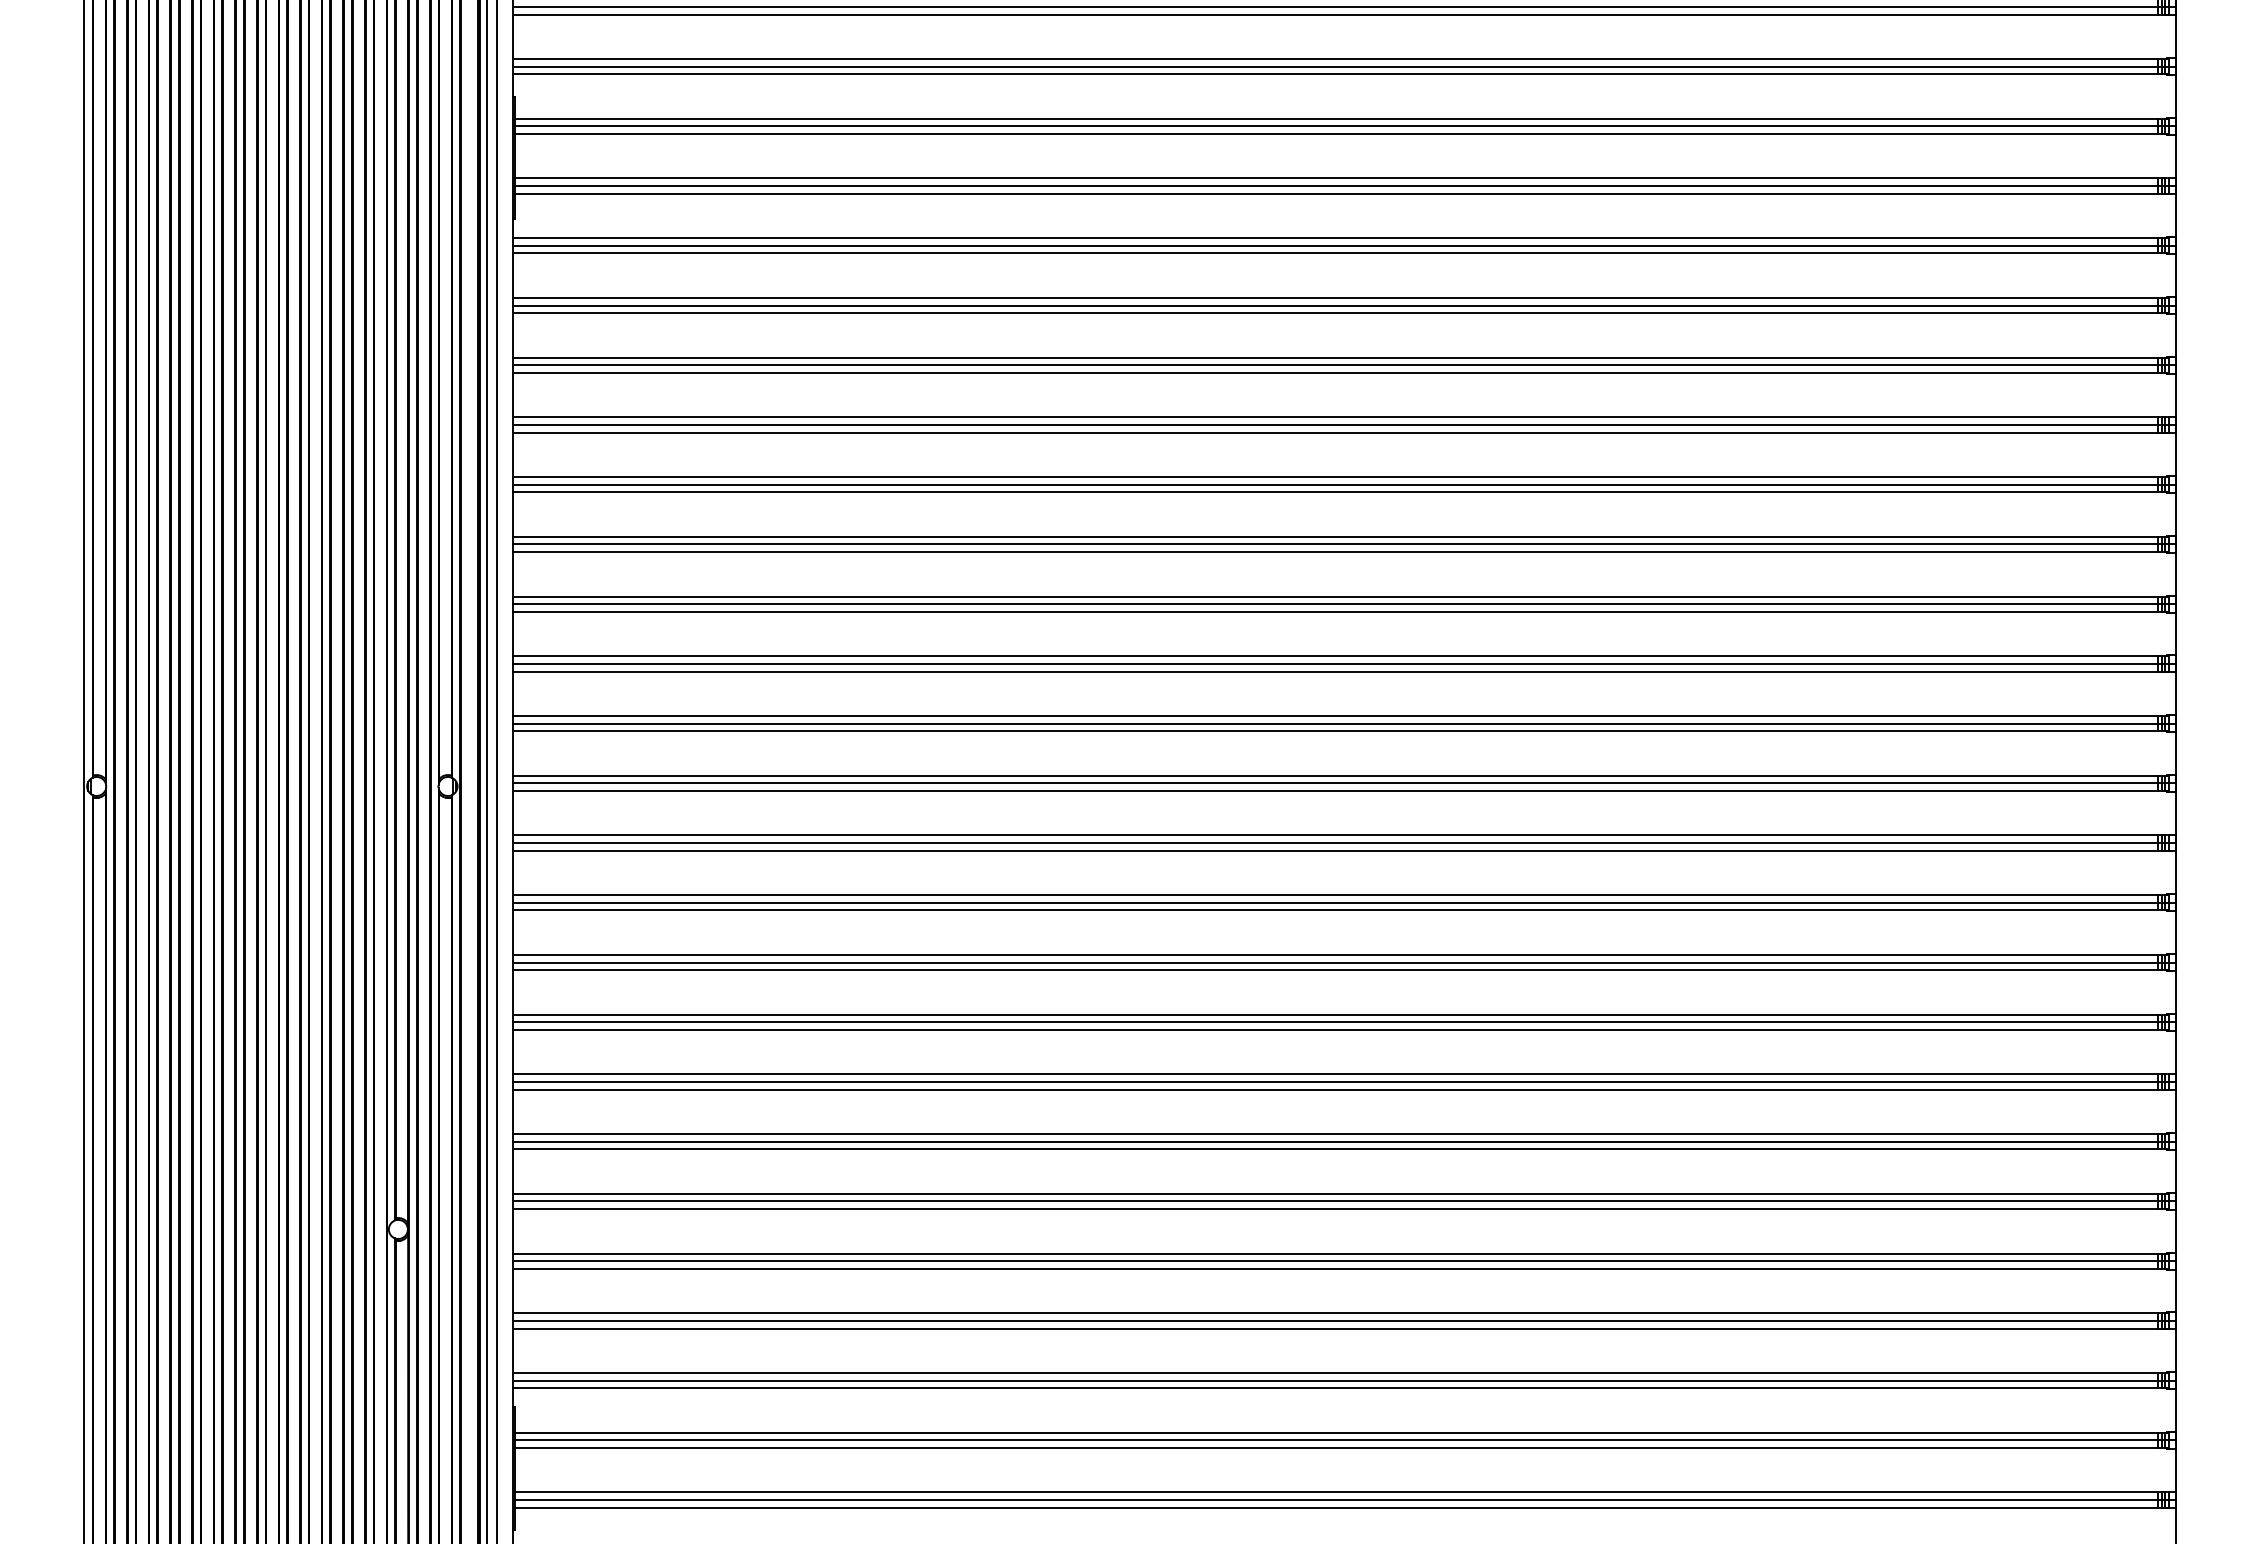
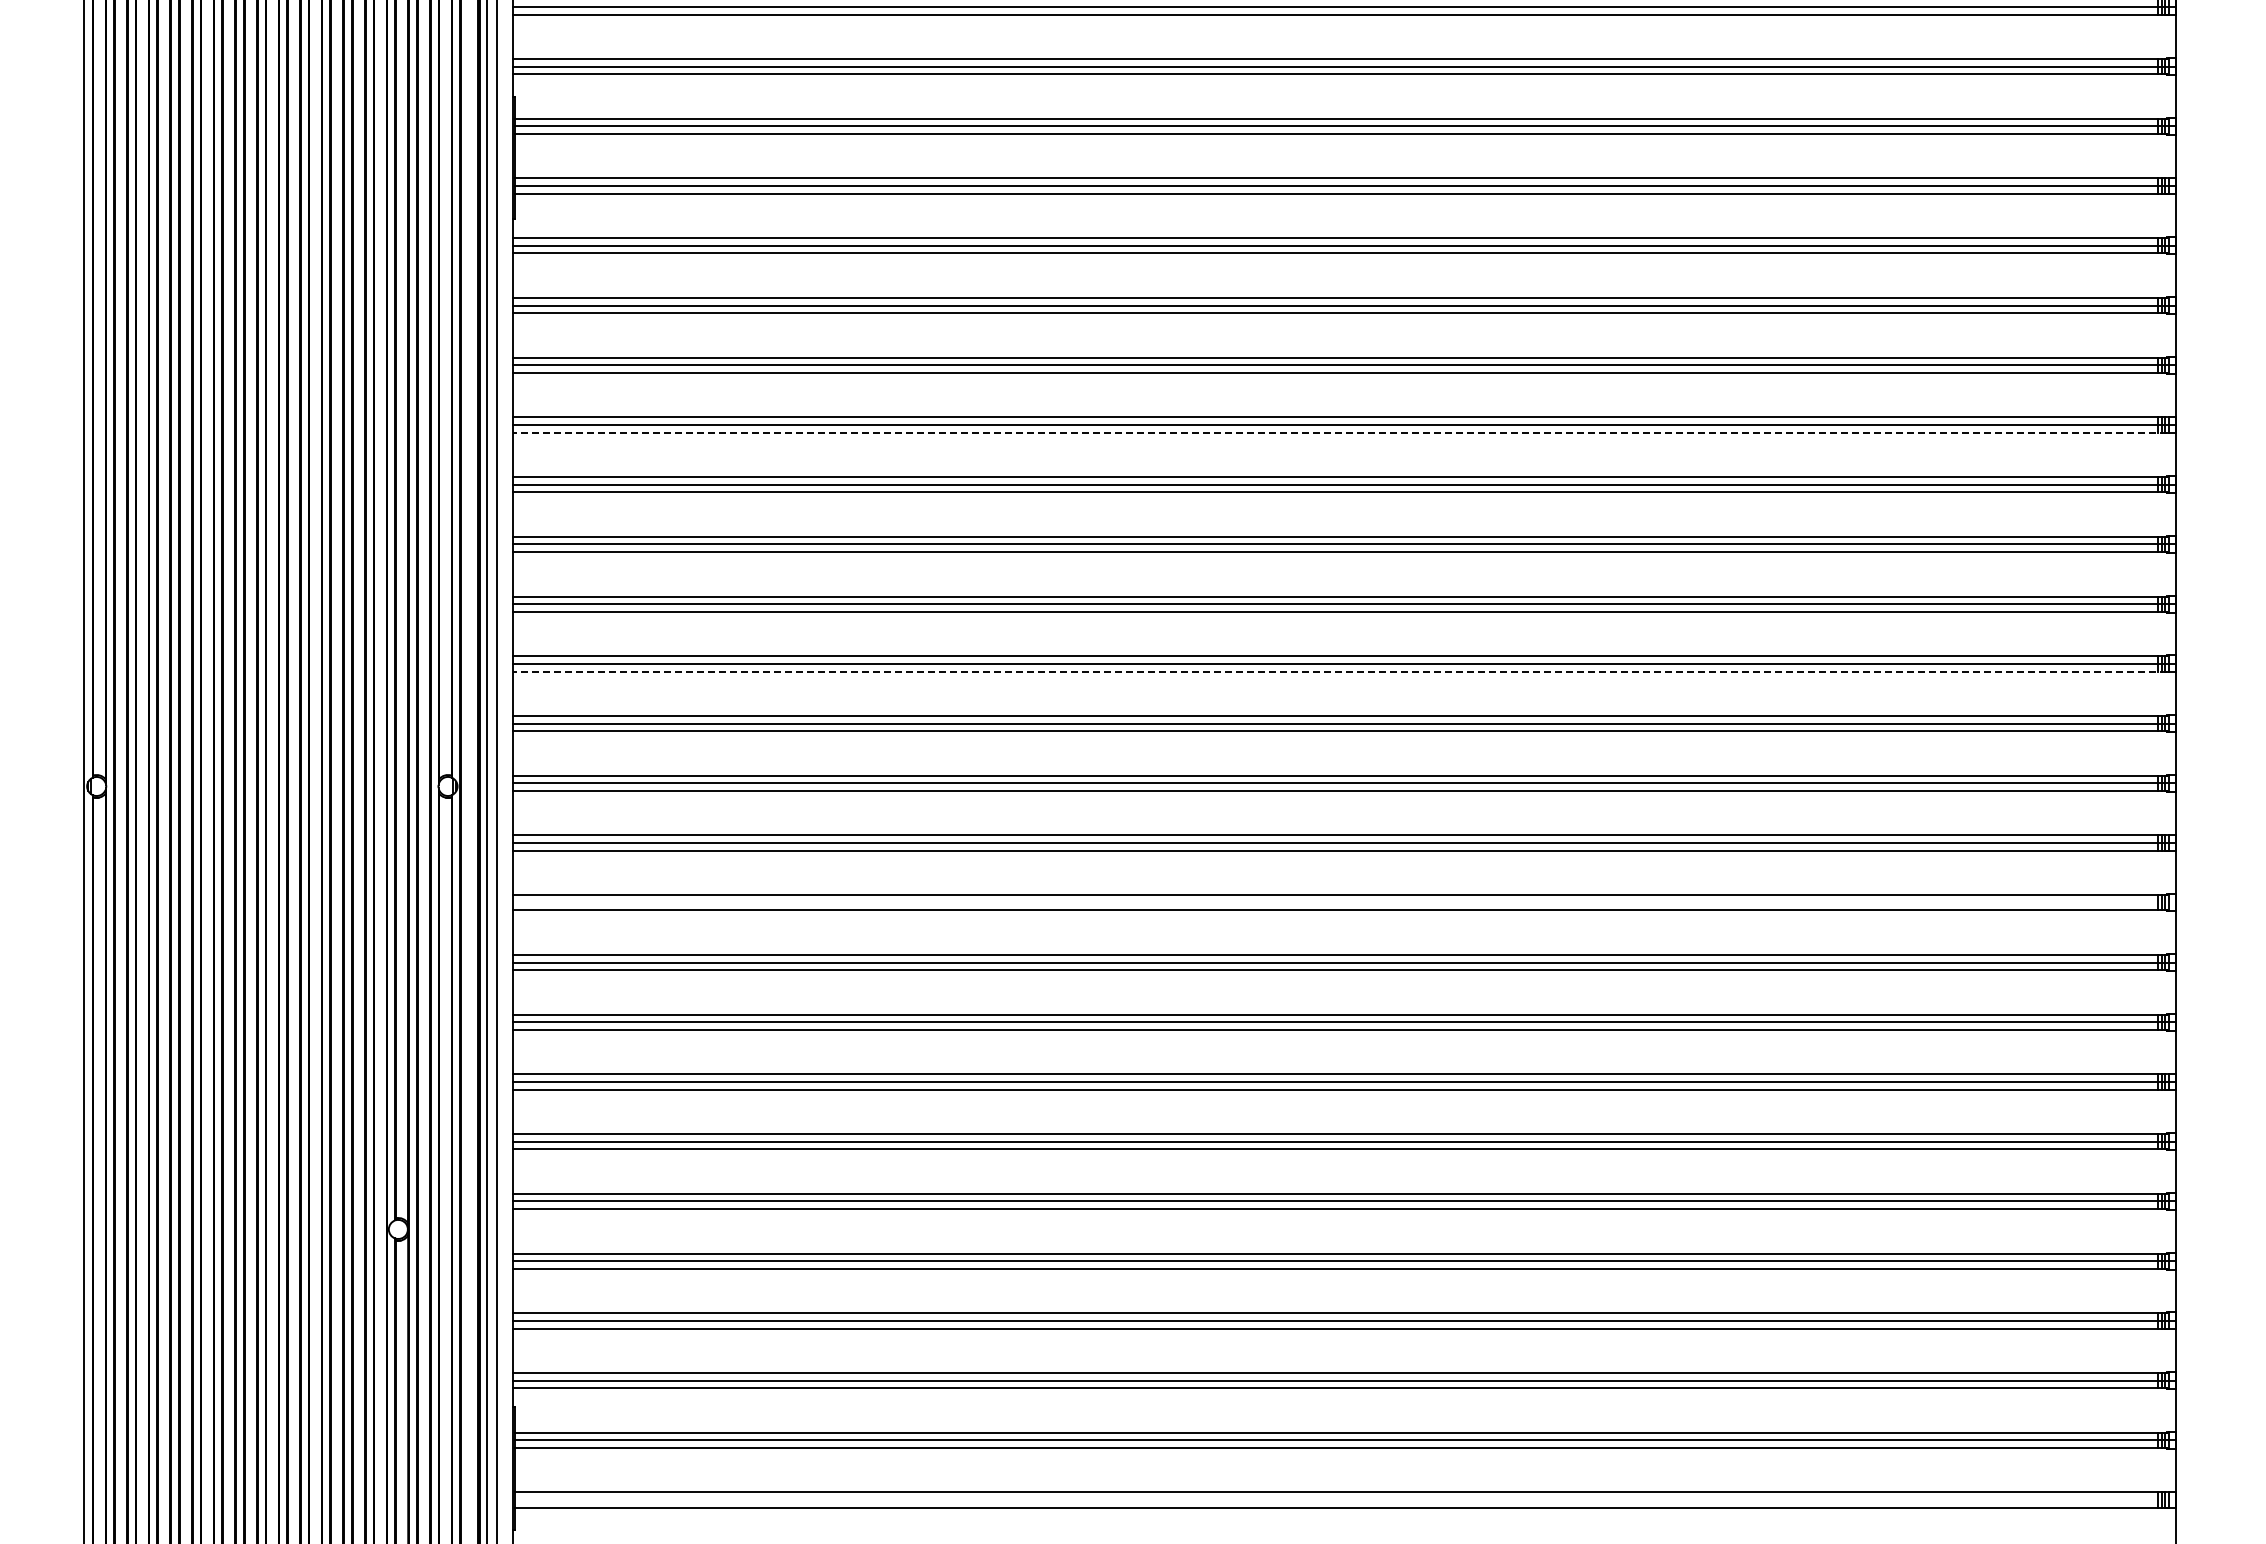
line: solid -> dashed (1339, 432)
line: solid -> dashed (1339, 671)
line: present -> none (1344, 902)
line: present -> none (1345, 1500)
